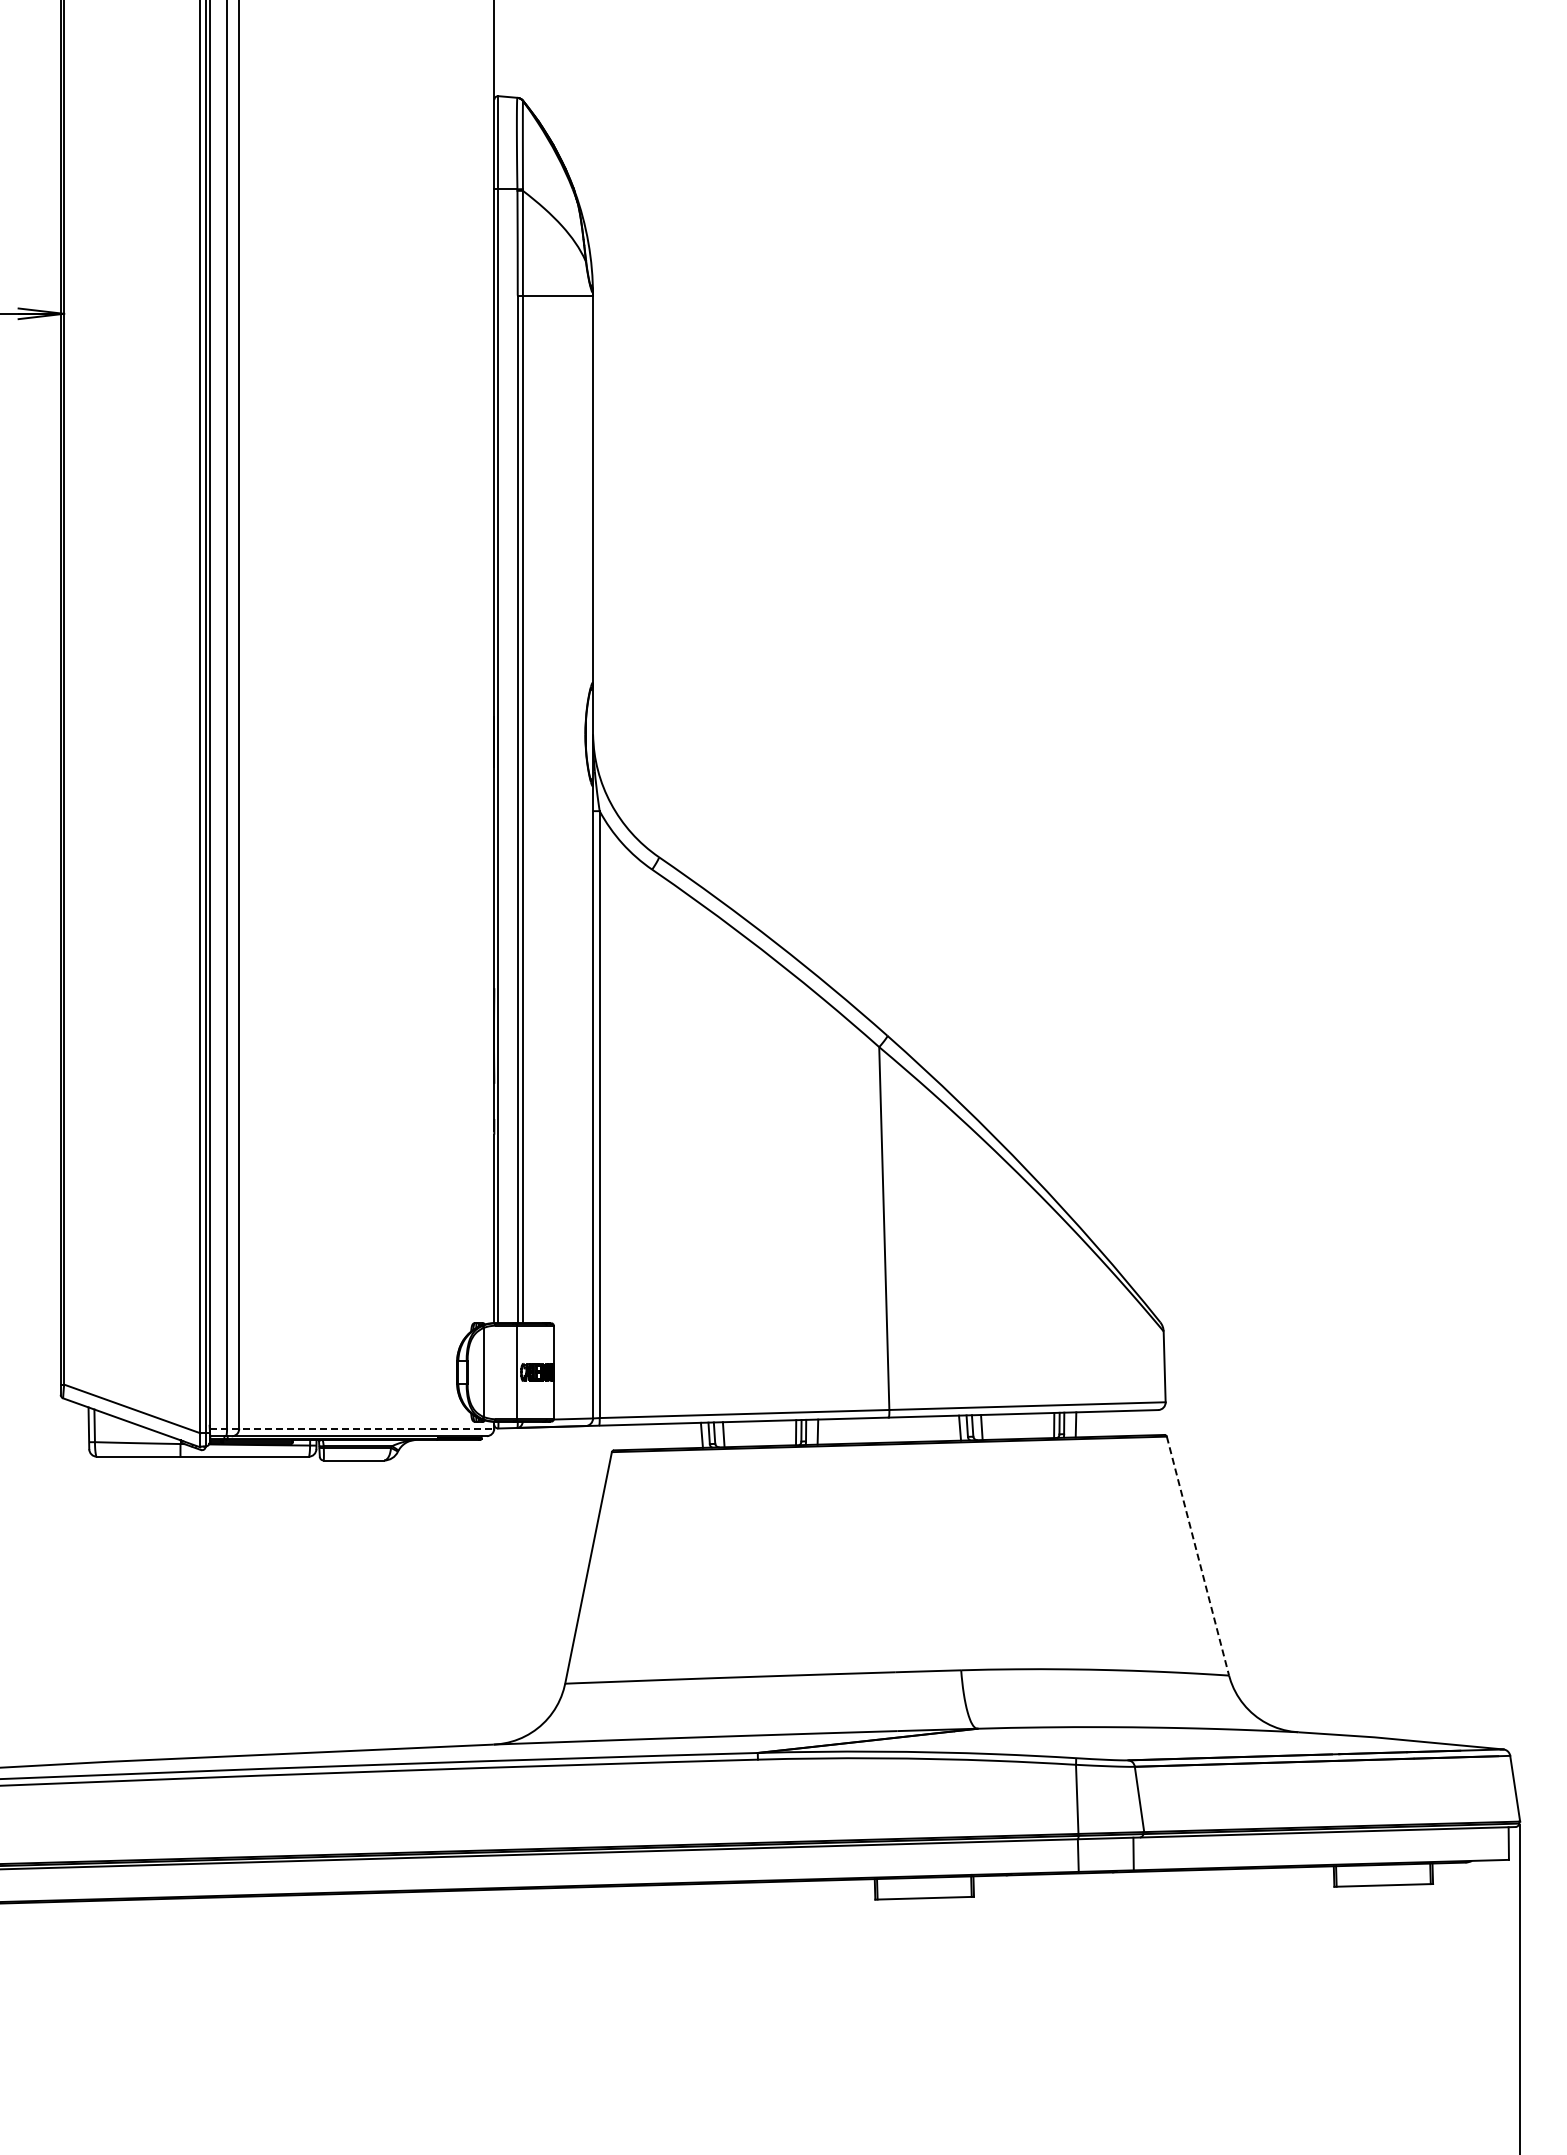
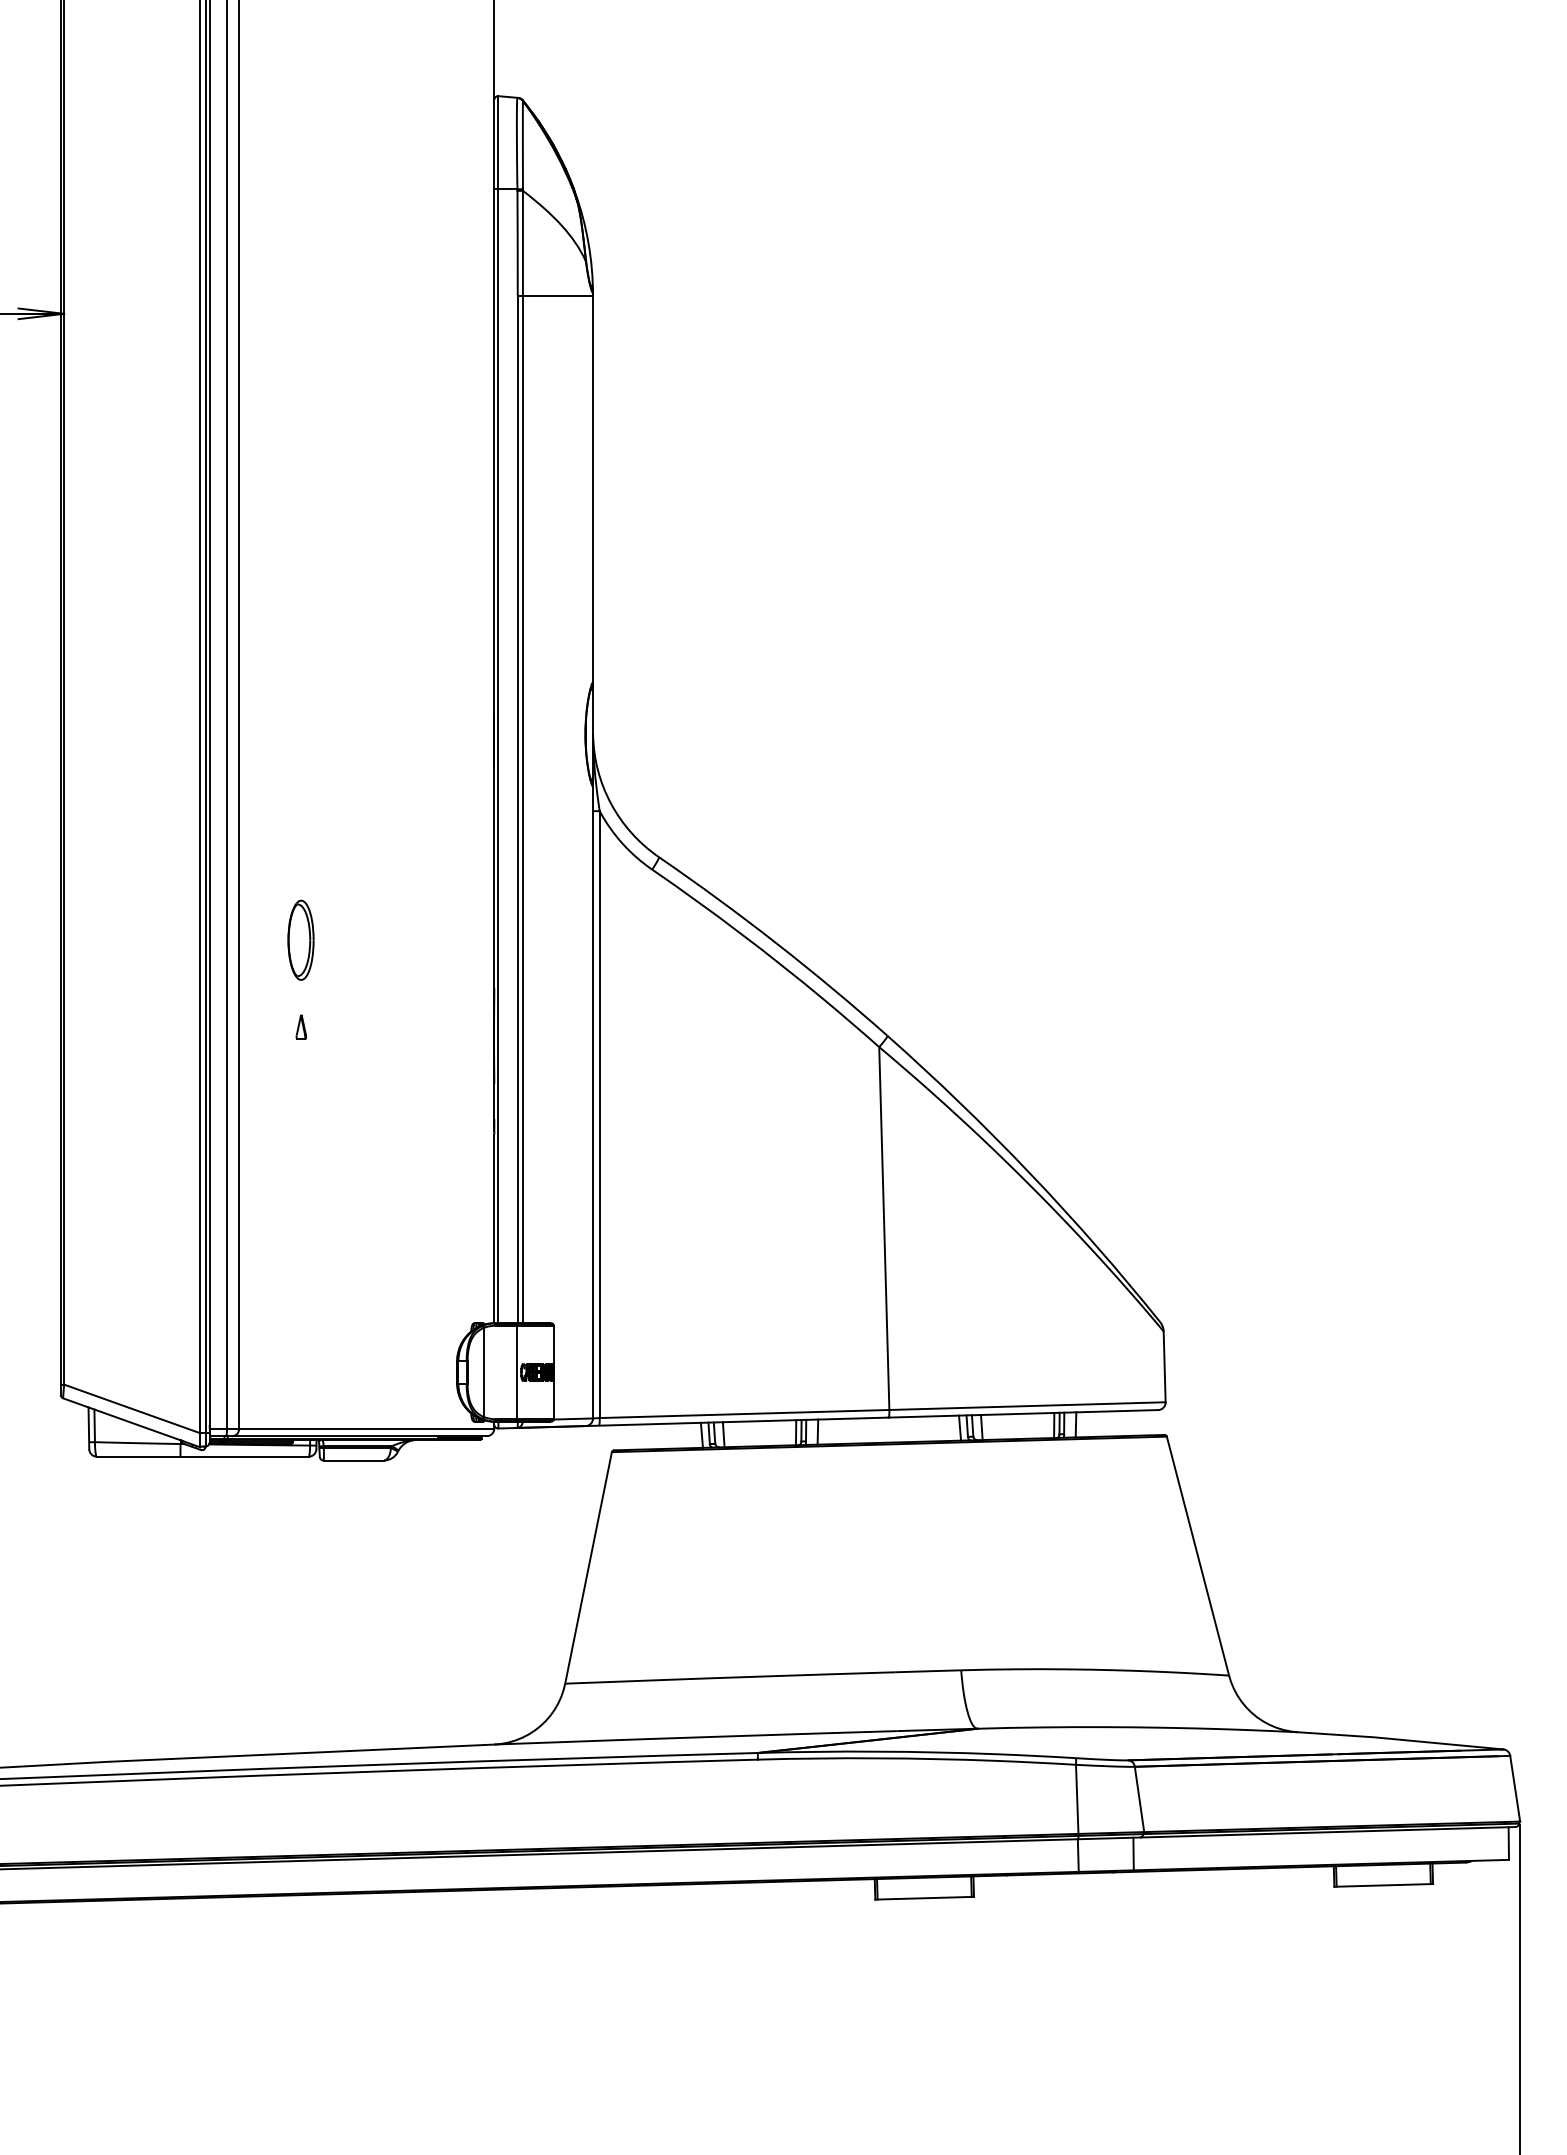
part: none -> present (300, 939)
part: none -> present (300, 1026)
line: dashed -> solid (352, 1428)
line: dashed -> solid (1198, 1556)
